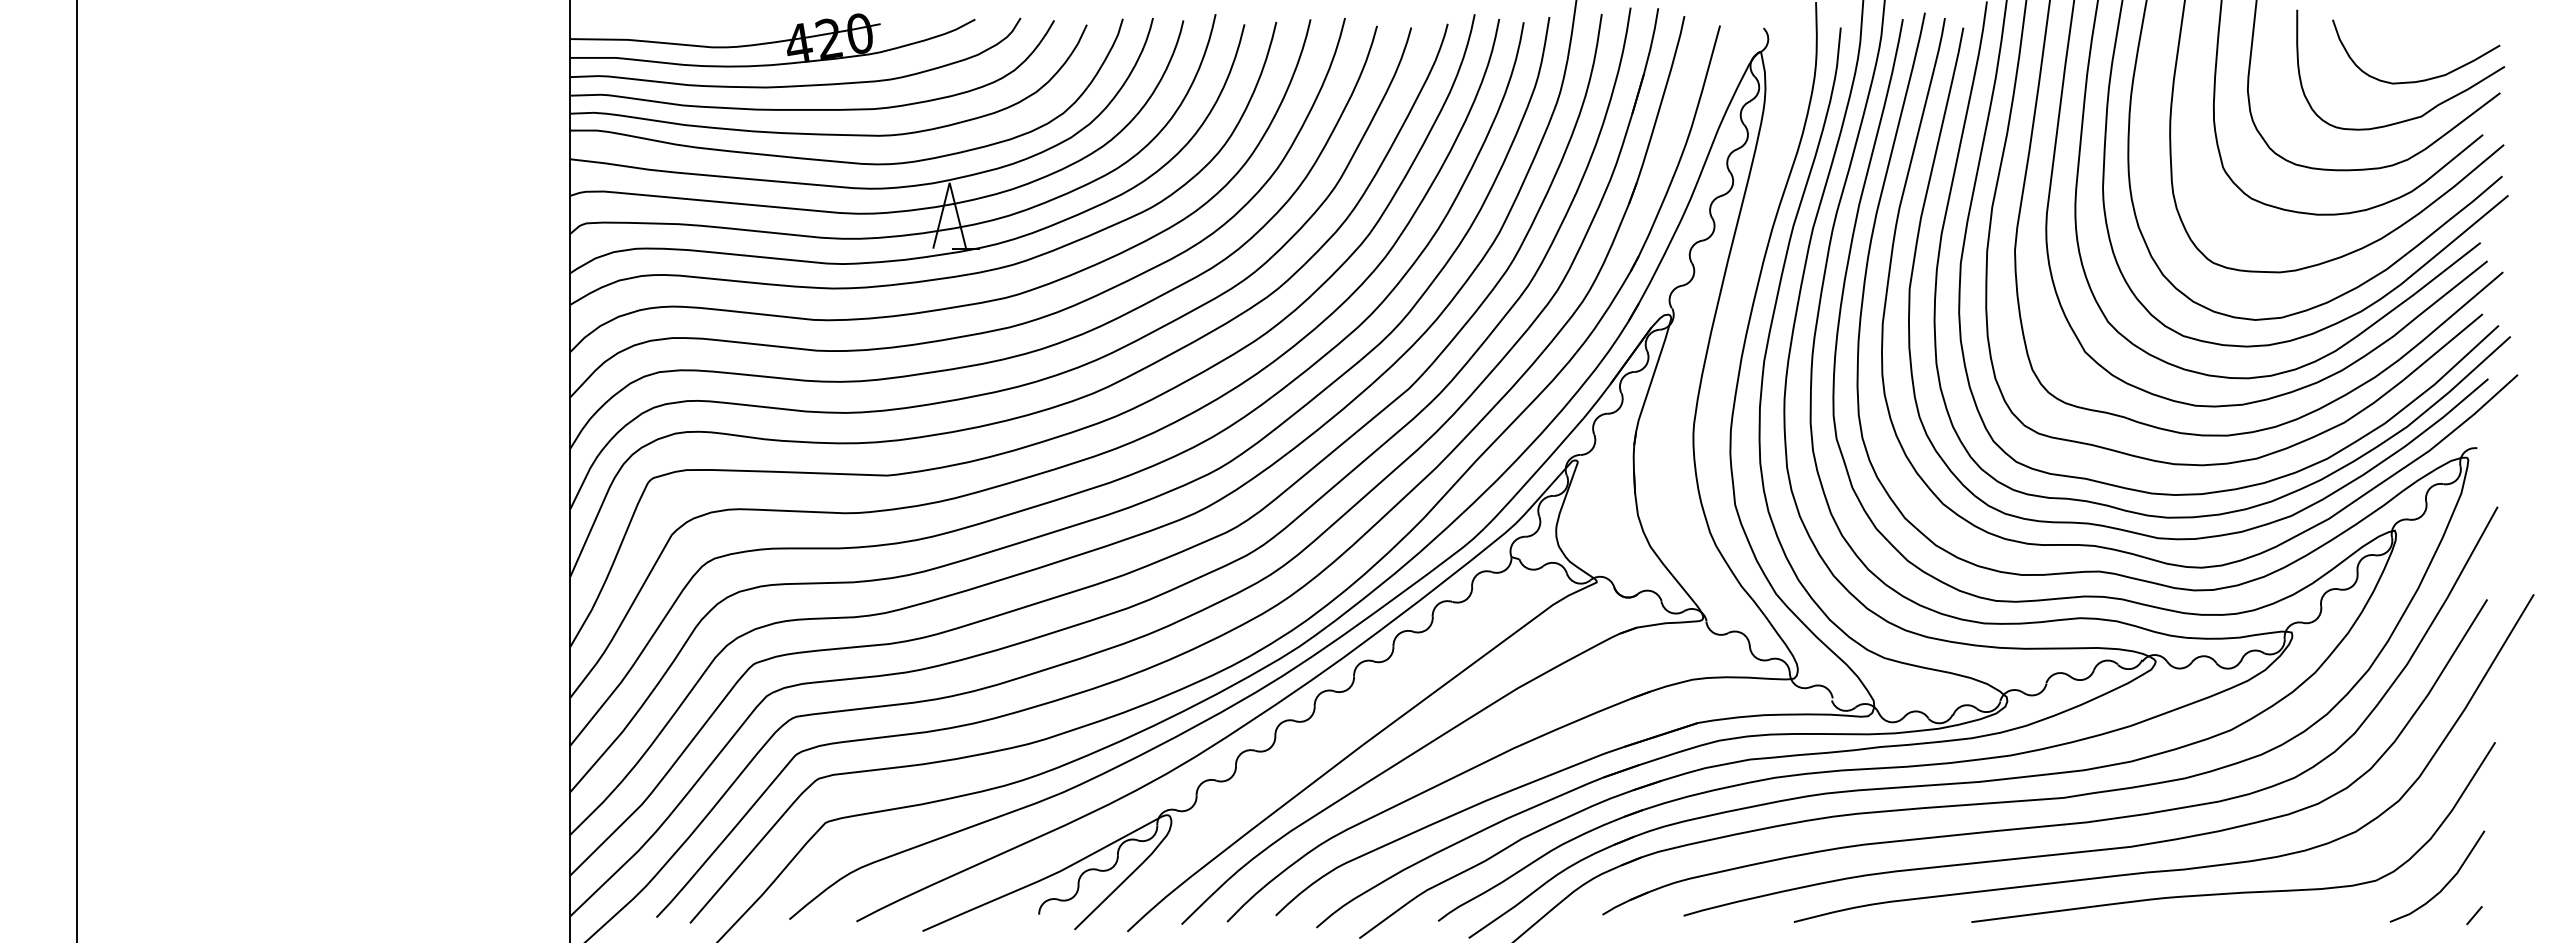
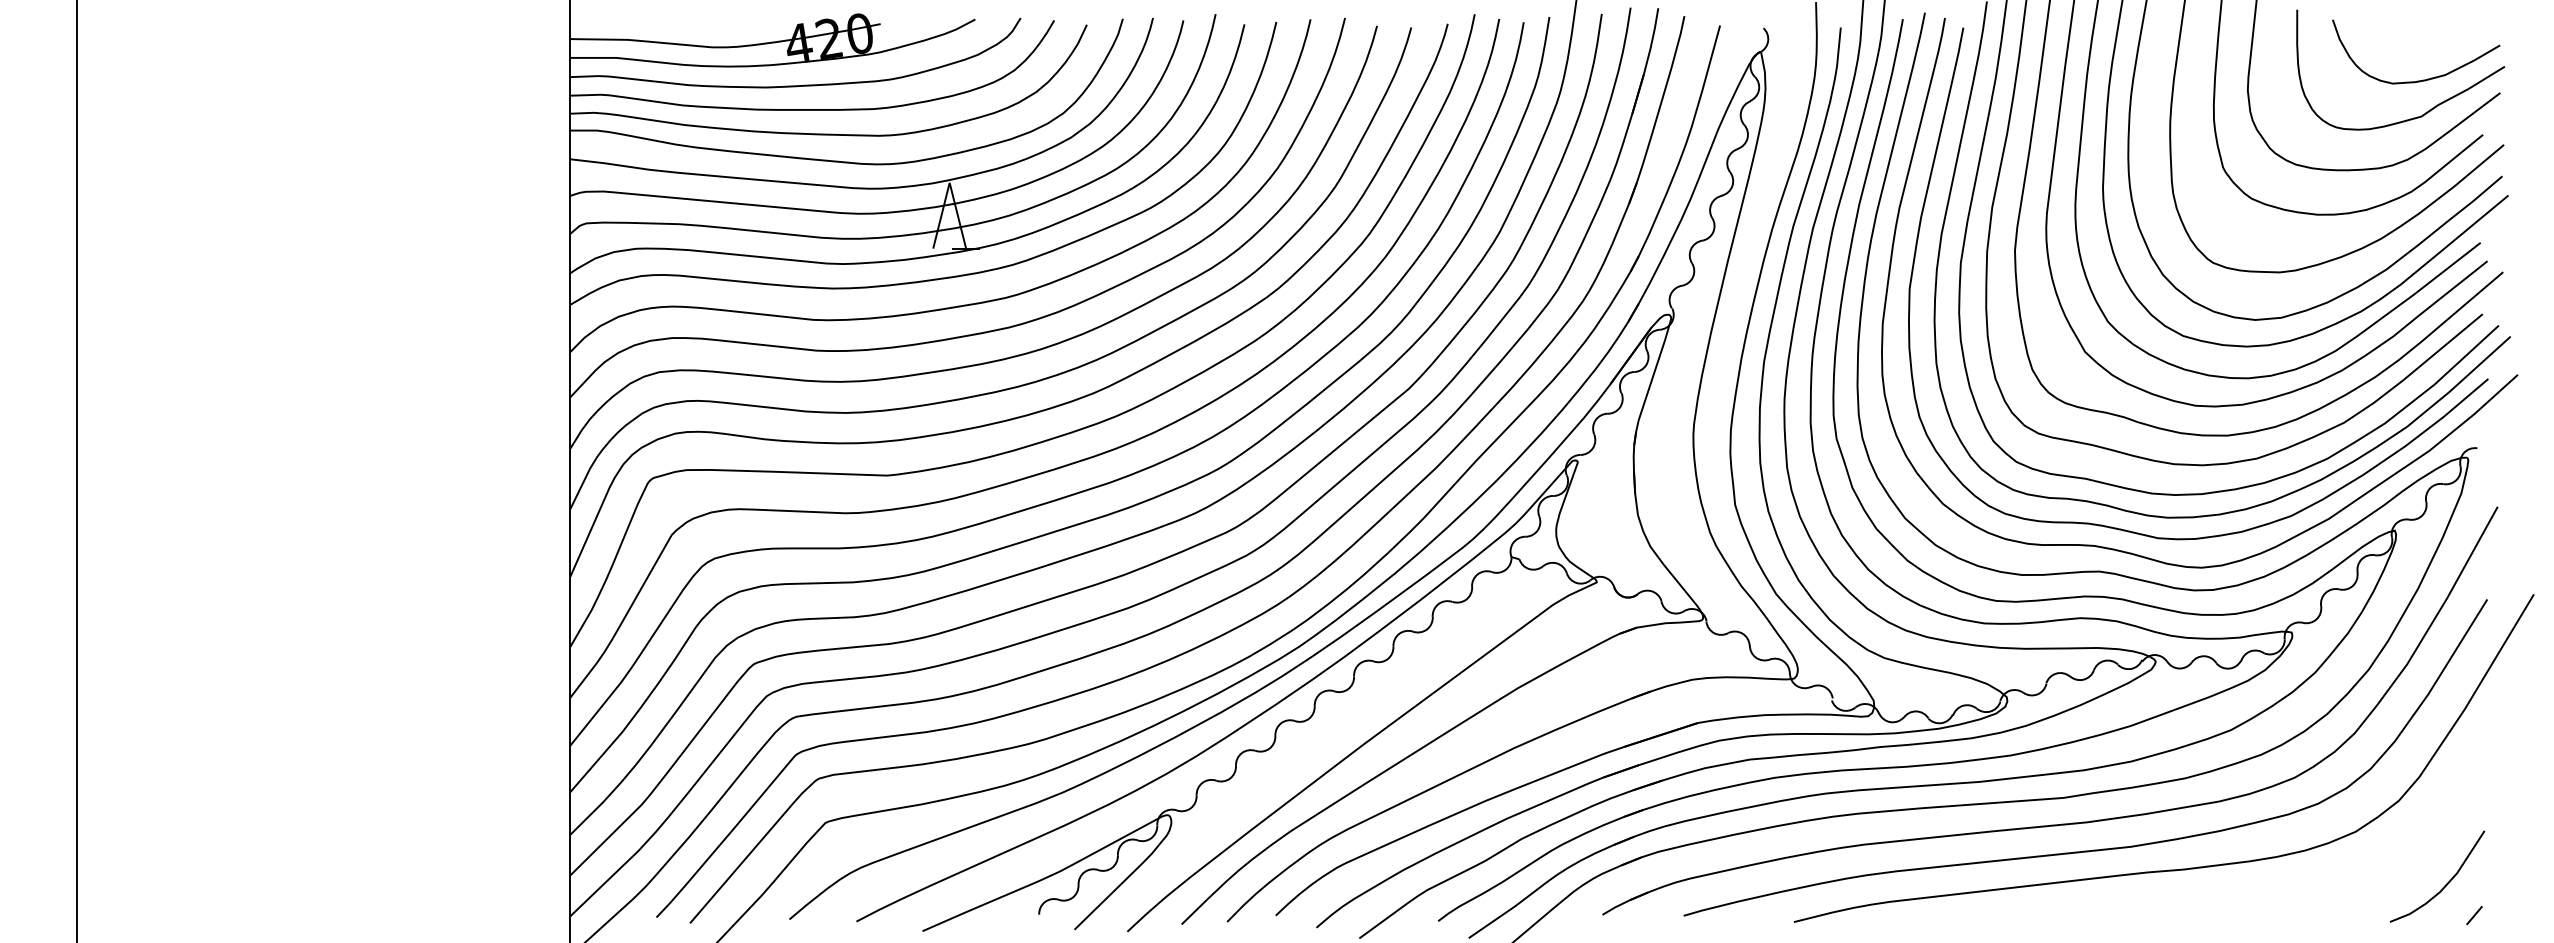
curve: present -> none (2241, 891)
